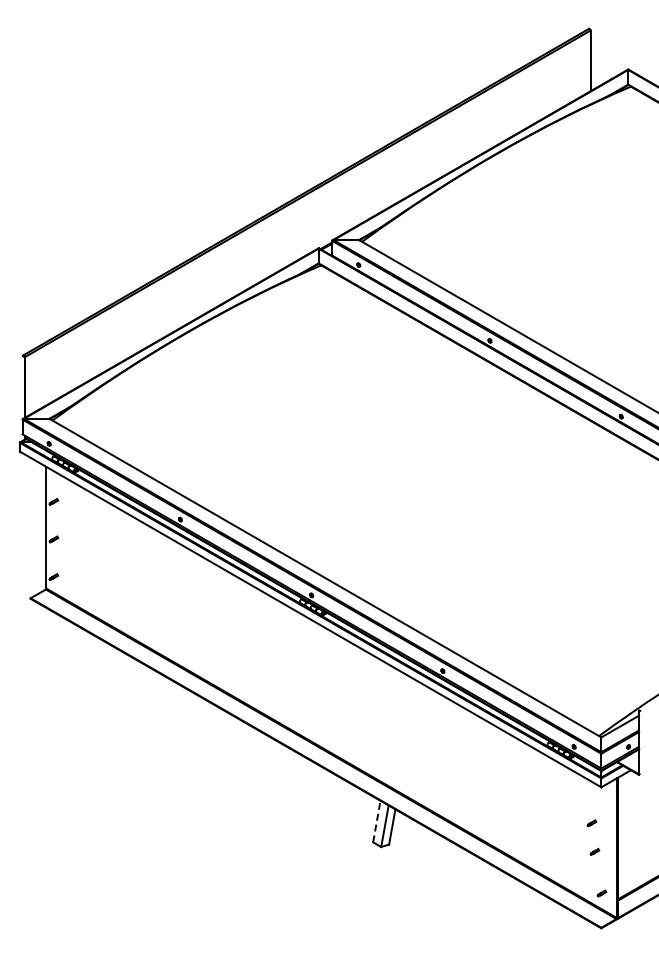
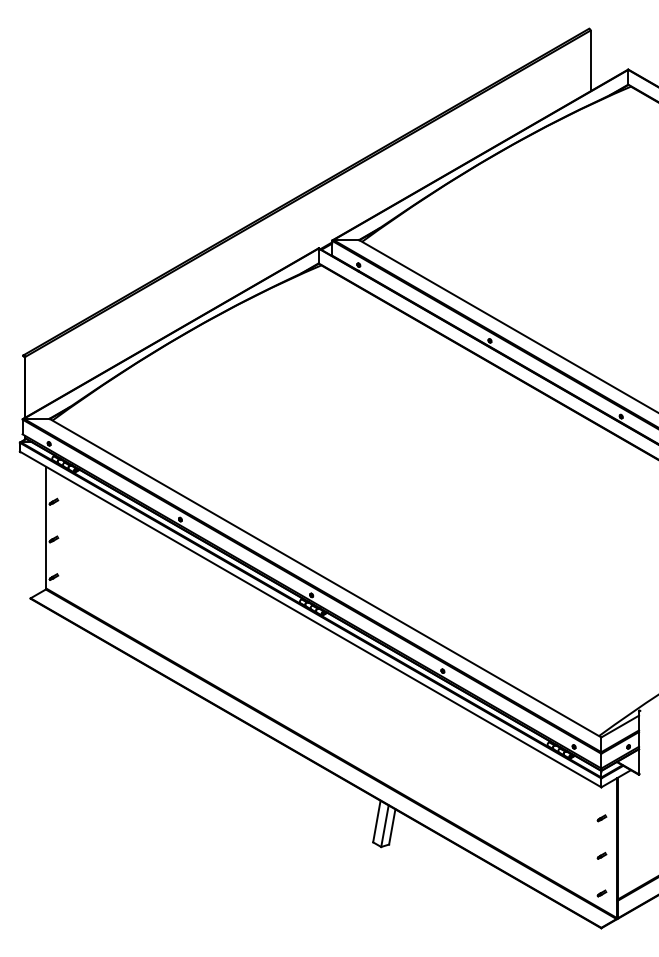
line: dashed -> solid (376, 821)
part position: (591, 823) -> (601, 818) (601, 818)
part position: (594, 851) -> (601, 855) (601, 855)
